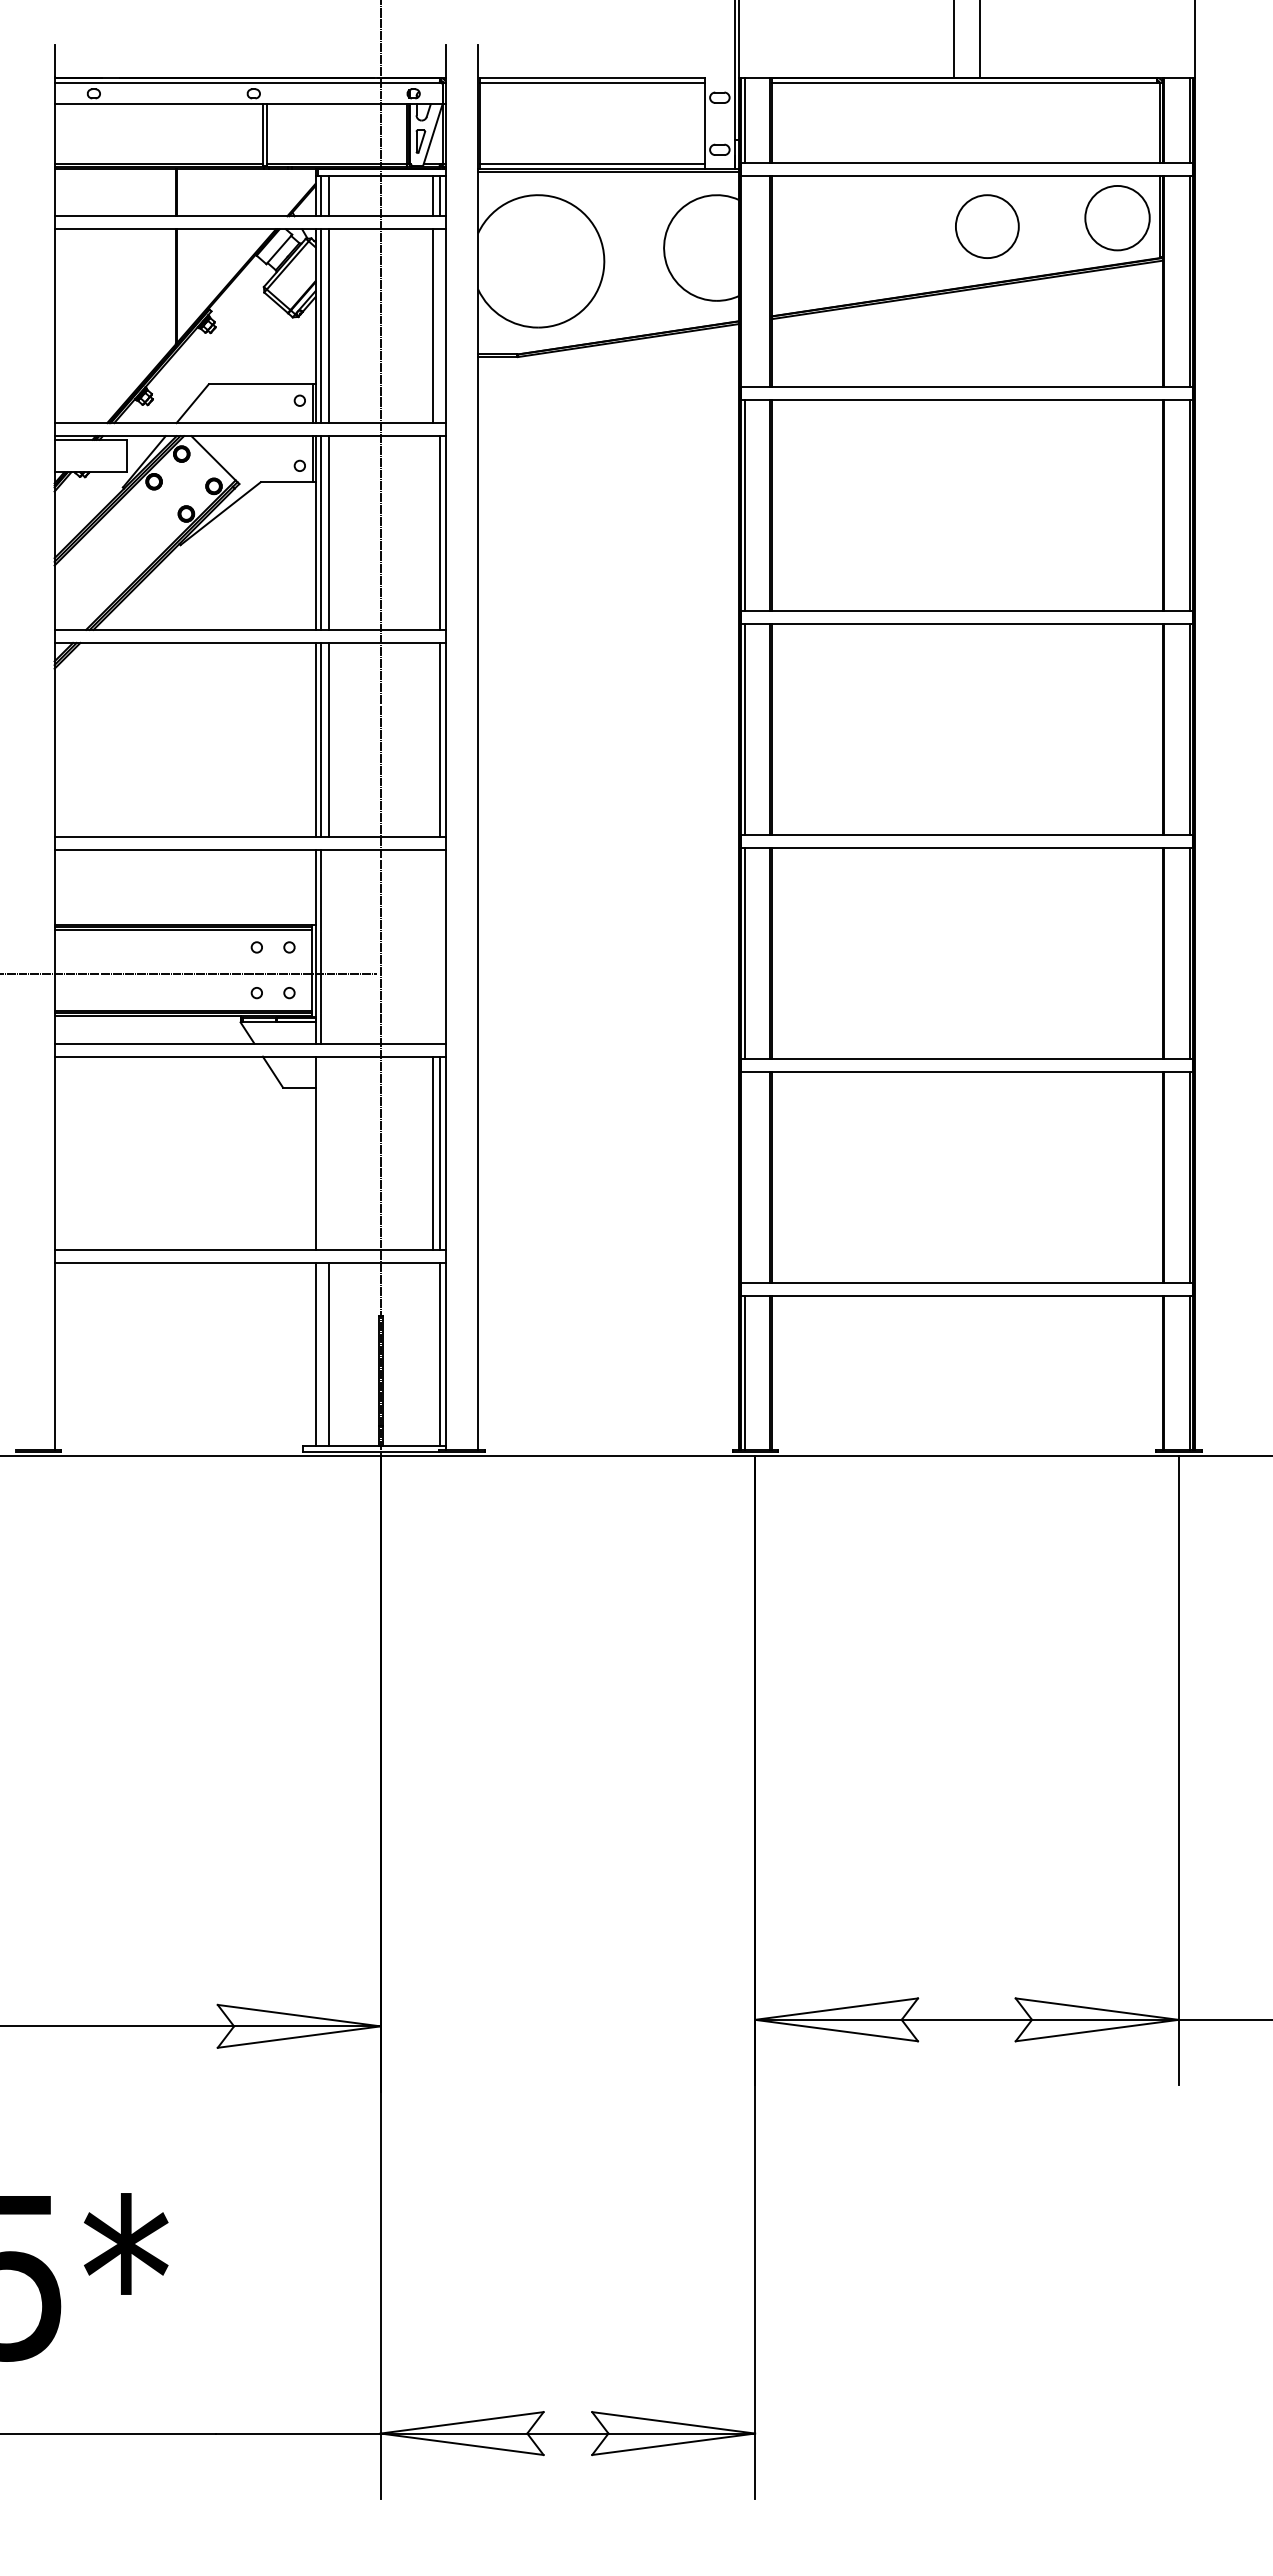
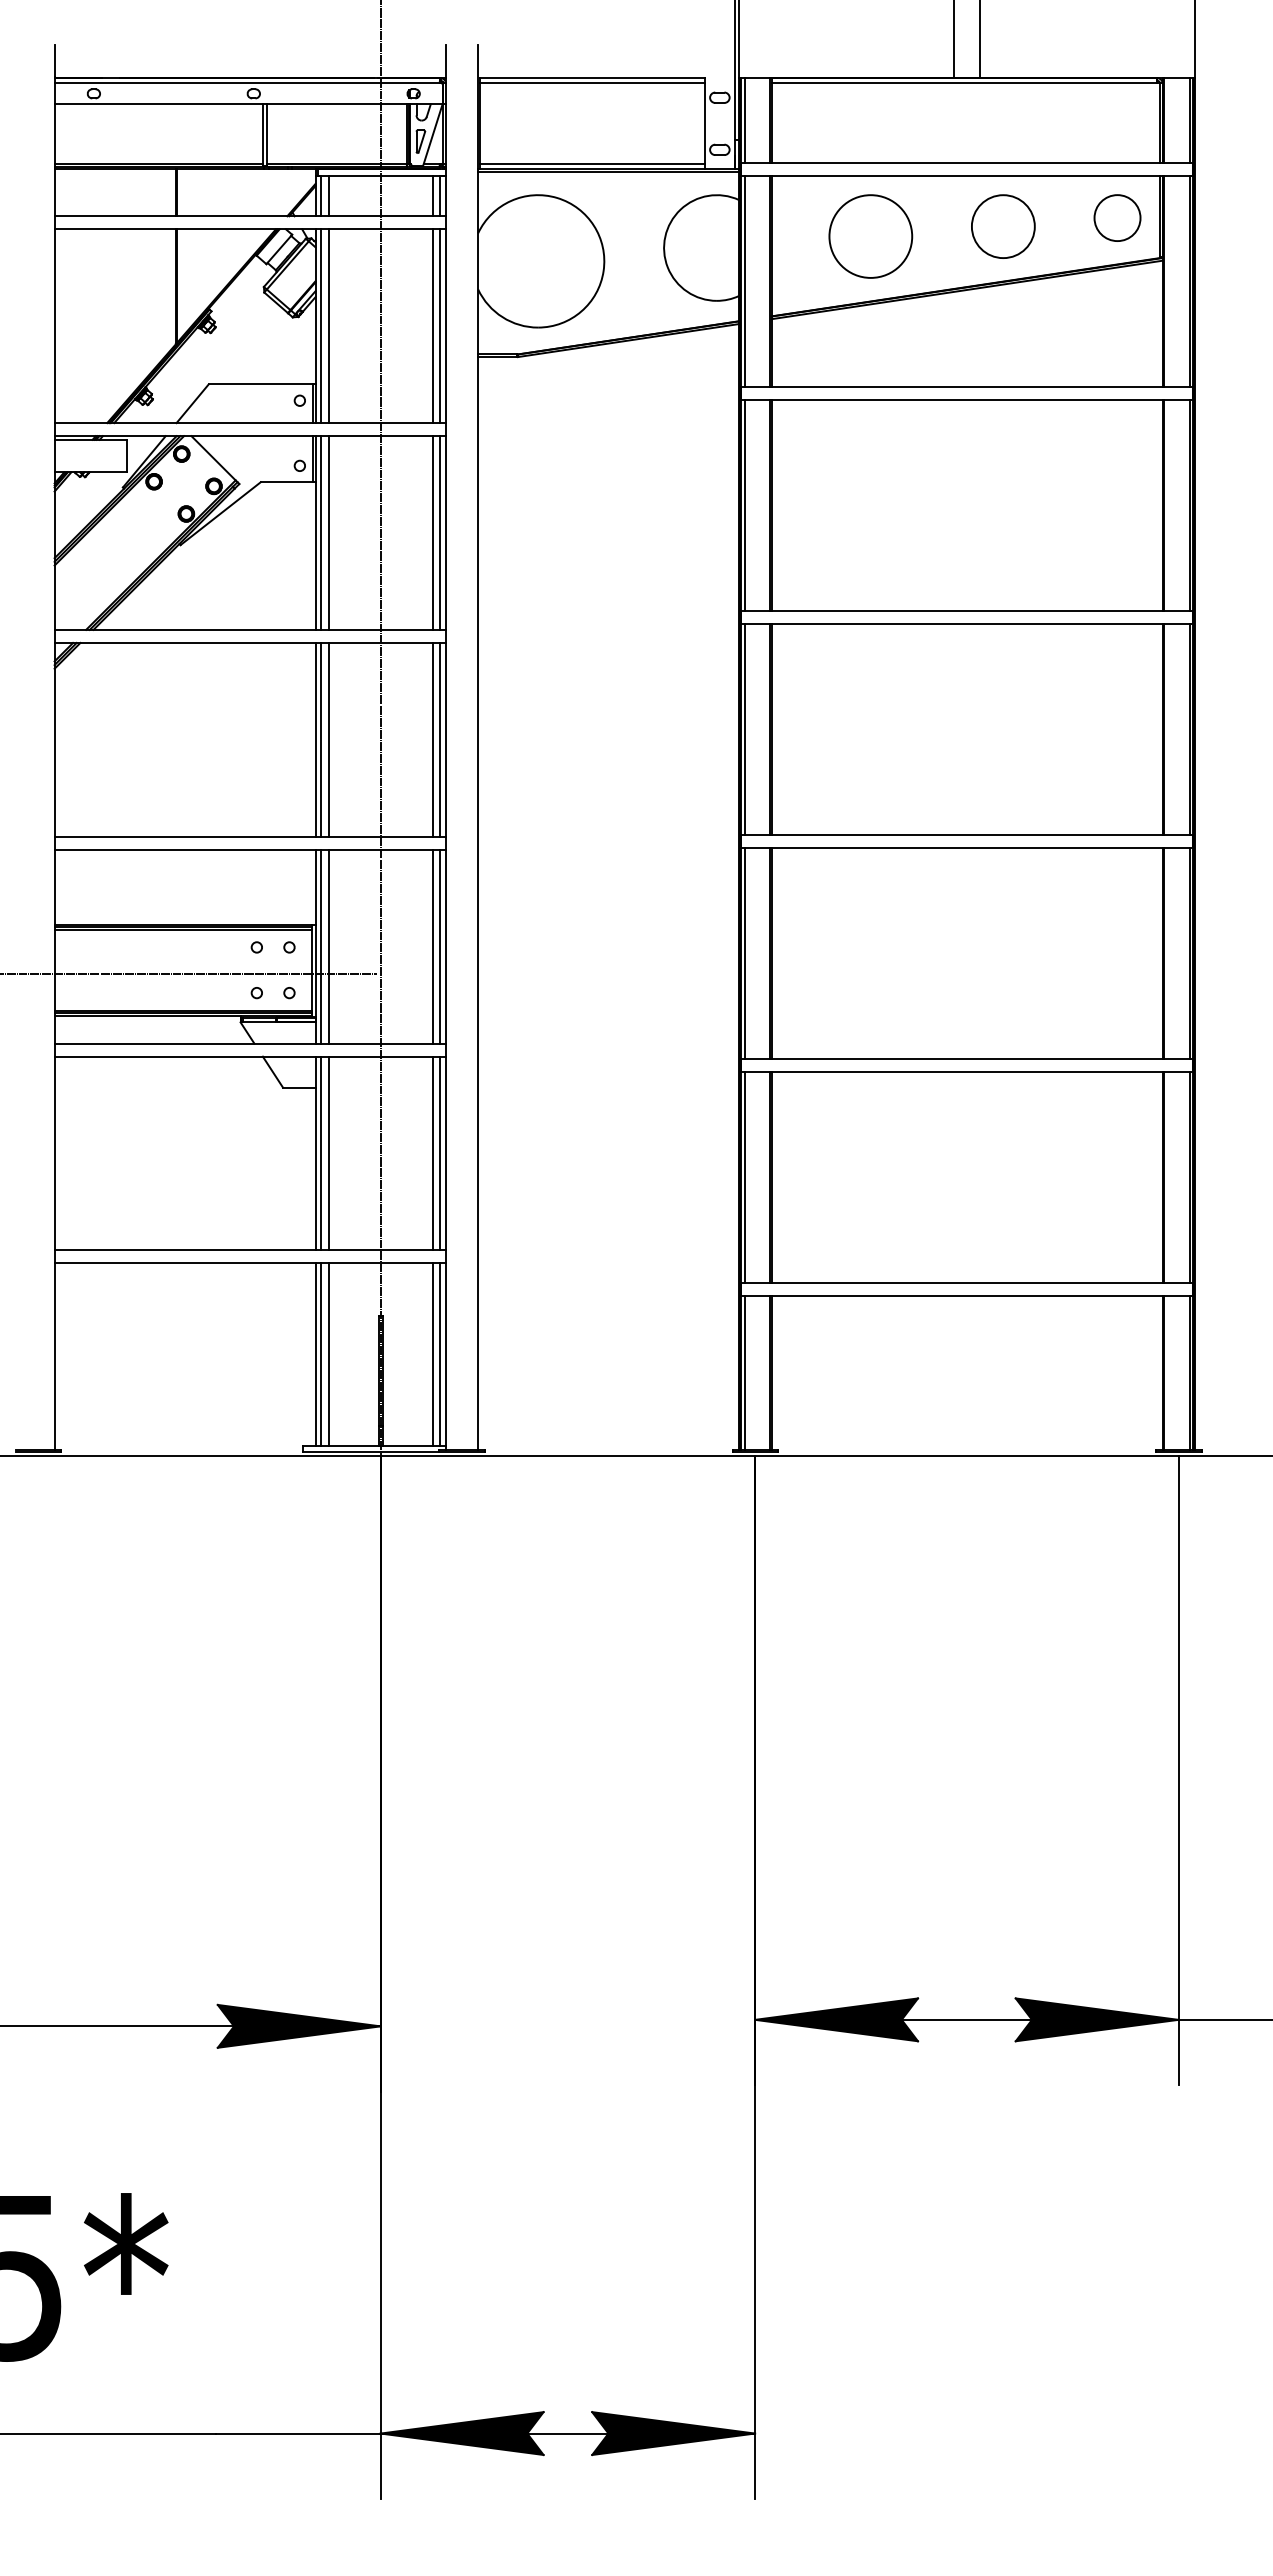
circle size: 67x67 px -> 49x48 px (1117, 217)
circle position: (987, 226) -> (1003, 226) (1003, 226)
circle: none -> present (870, 236)
line: none -> present (744, 280)
line: none -> present (440, 326)
line: none -> present (432, 532)
line: none -> present (432, 739)
line: none -> present (328, 946)
line: none -> present (432, 946)
line: none -> present (440, 946)
line: none -> present (321, 1153)
line: none -> present (328, 1153)
line: none -> present (744, 1177)
line: none -> present (321, 1354)
line: none -> present (432, 1354)
fill: none -> present (836, 2019)
fill: none -> present (1096, 2019)
fill: none -> present (298, 2025)
fill: none -> present (461, 2433)
fill: none -> present (673, 2433)
